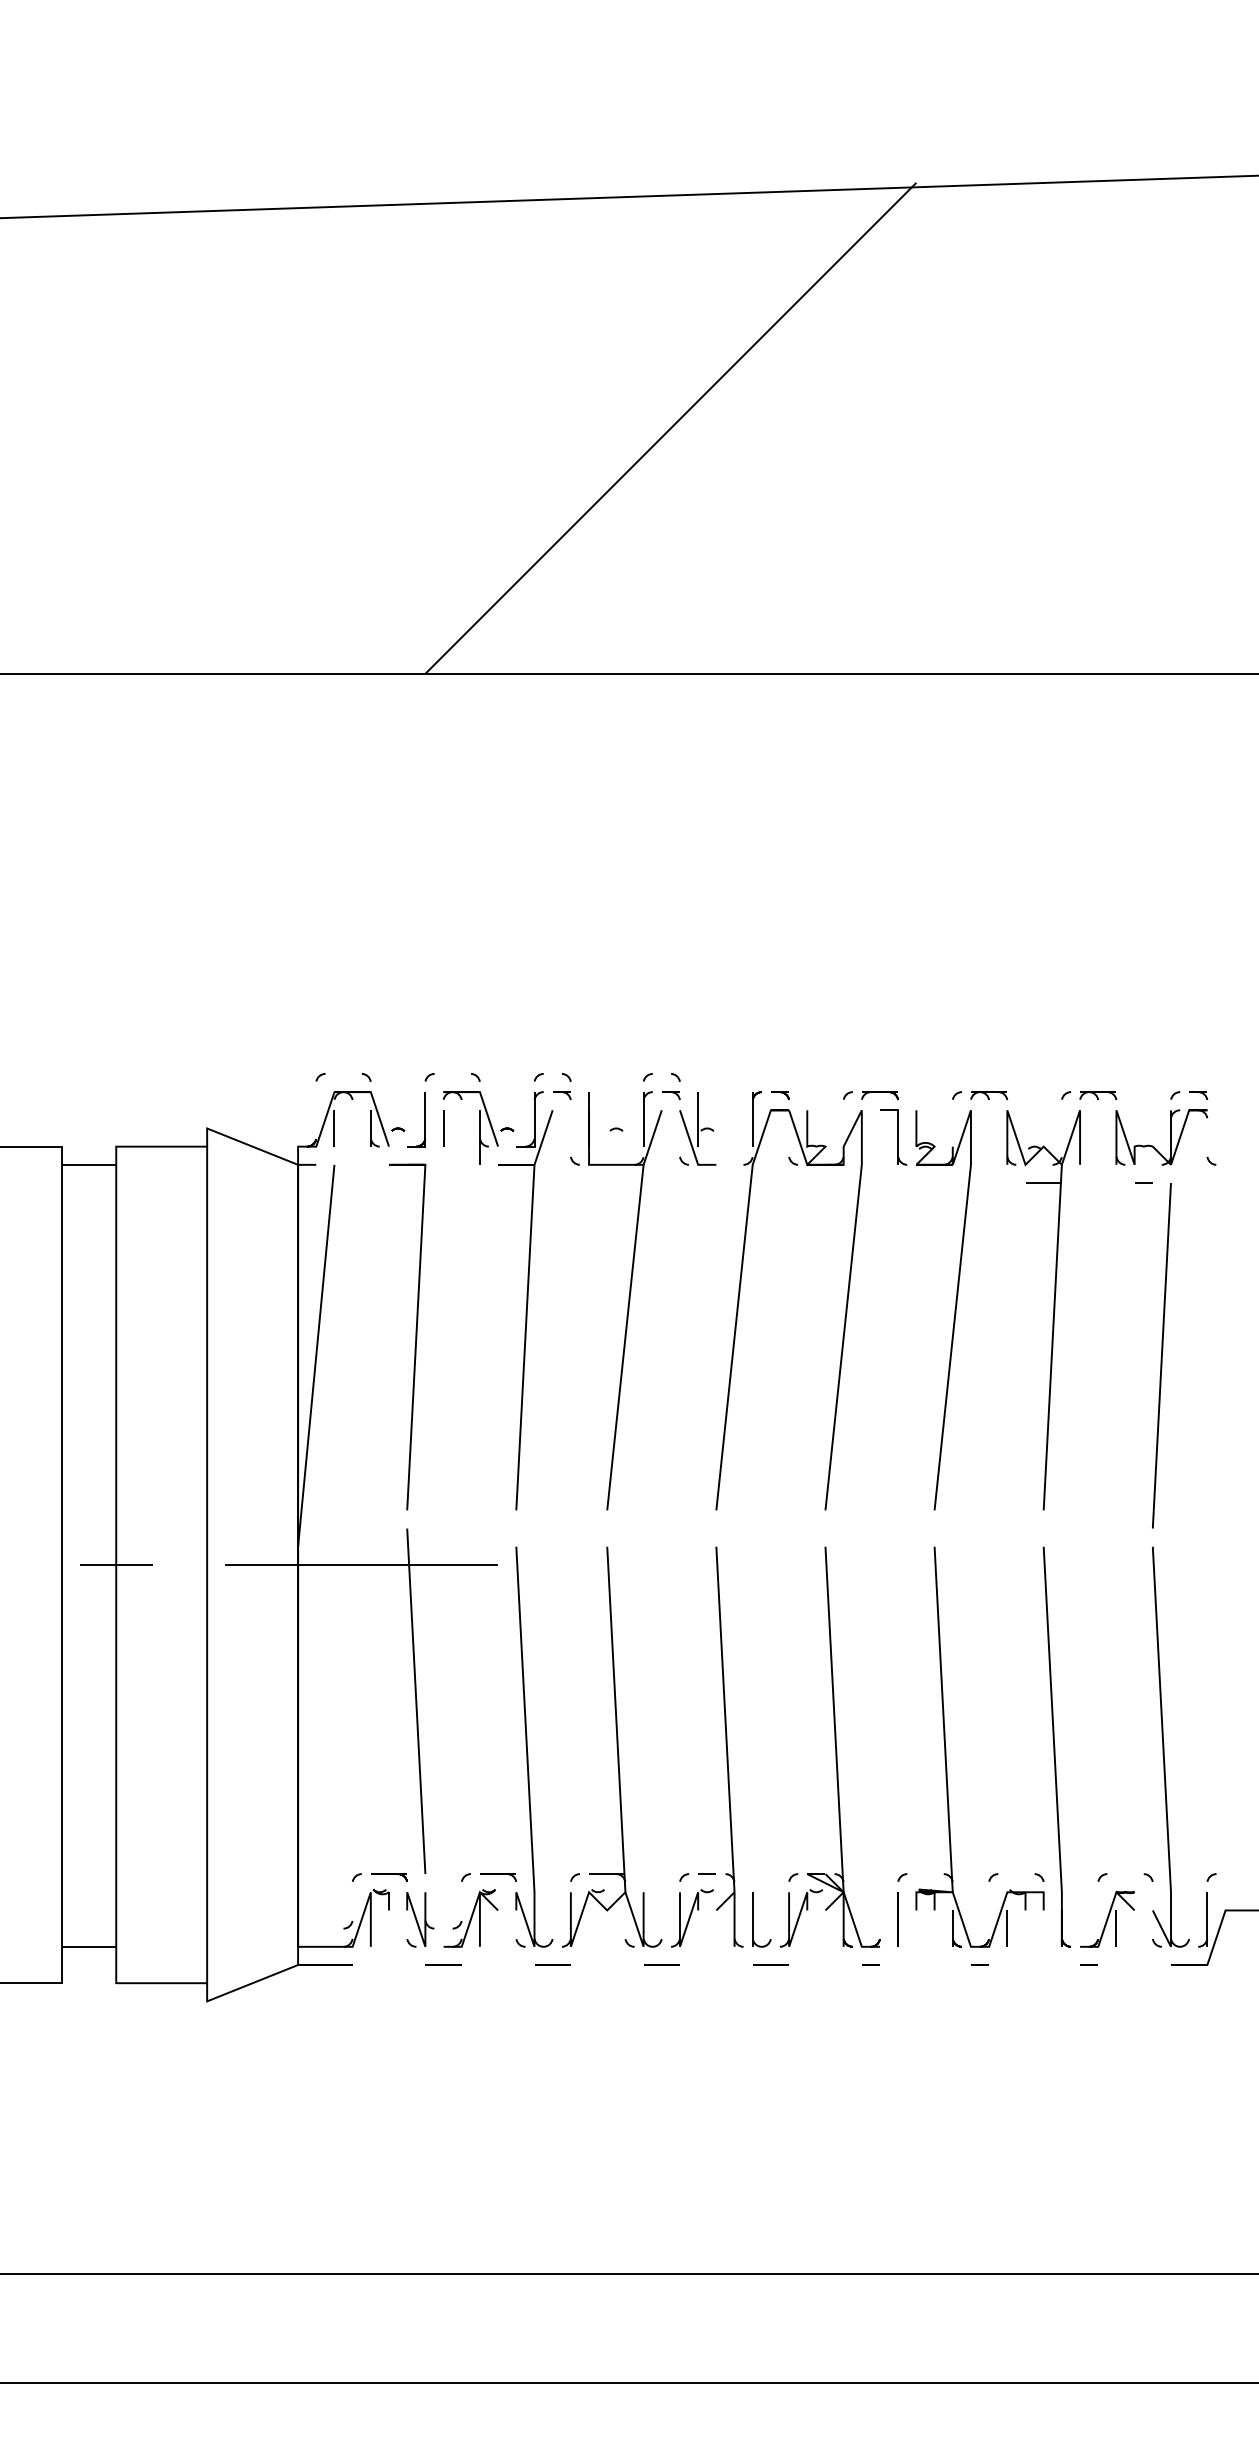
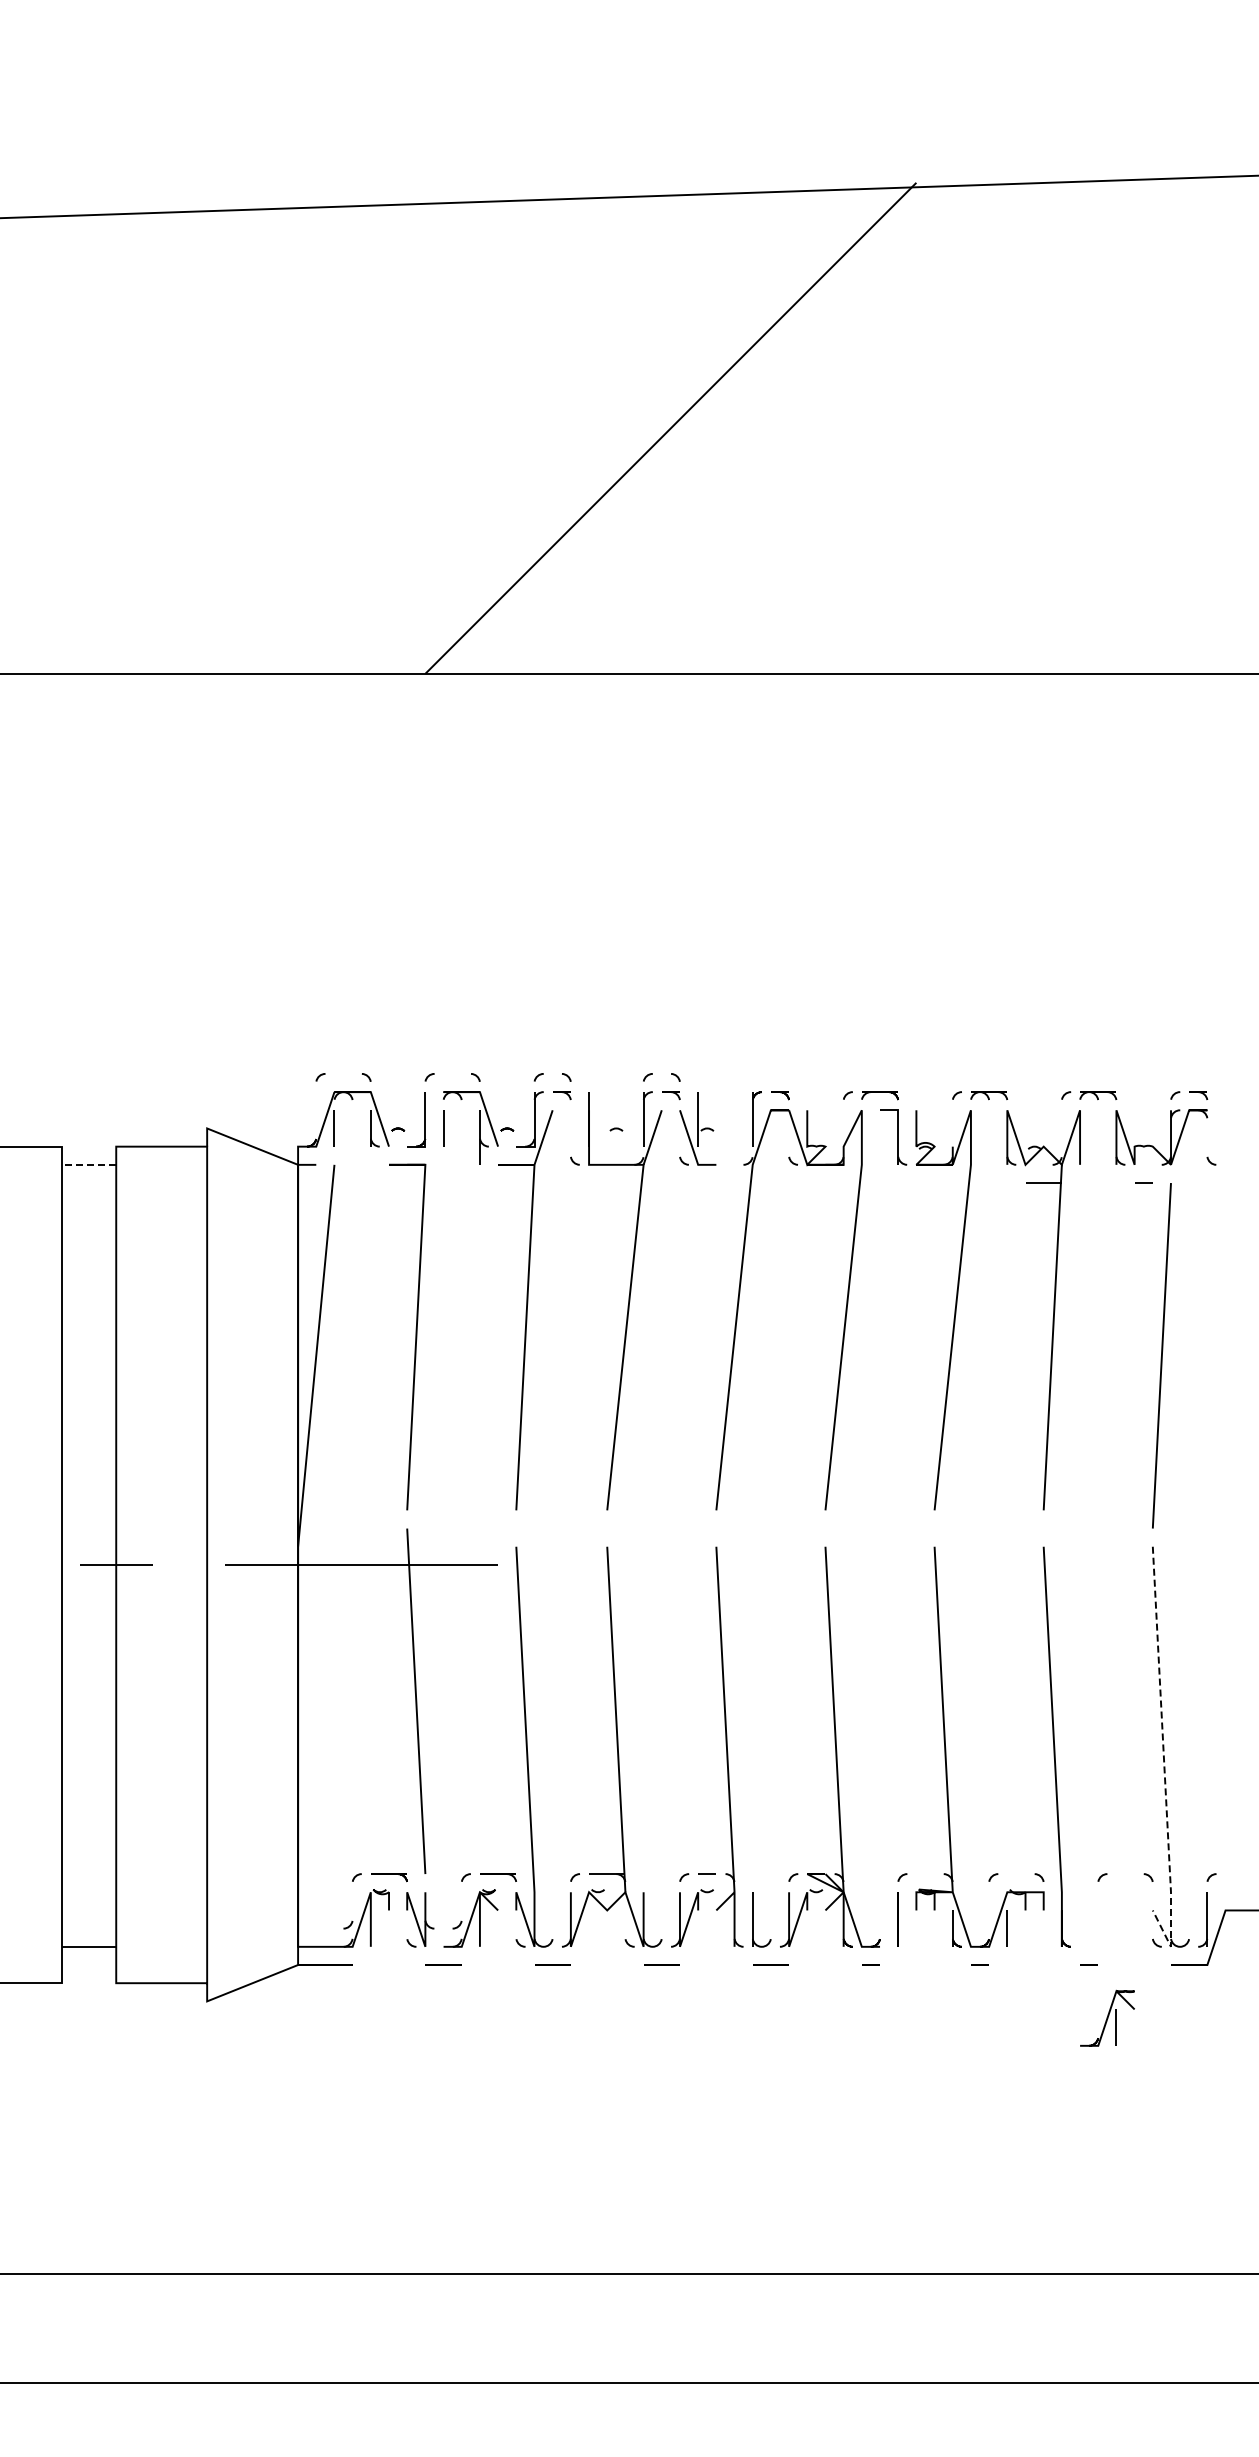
line: solid -> dashed (88, 1164)
line: solid -> dashed (1164, 1768)
part position: (1107, 1918) -> (1107, 2017) (1107, 2017)
